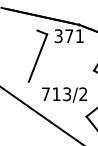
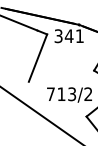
line: none -> present (19, 23)
text: 371 -> 341 (68, 35)
text position: (64, 94) -> (69, 94) (69, 94)
